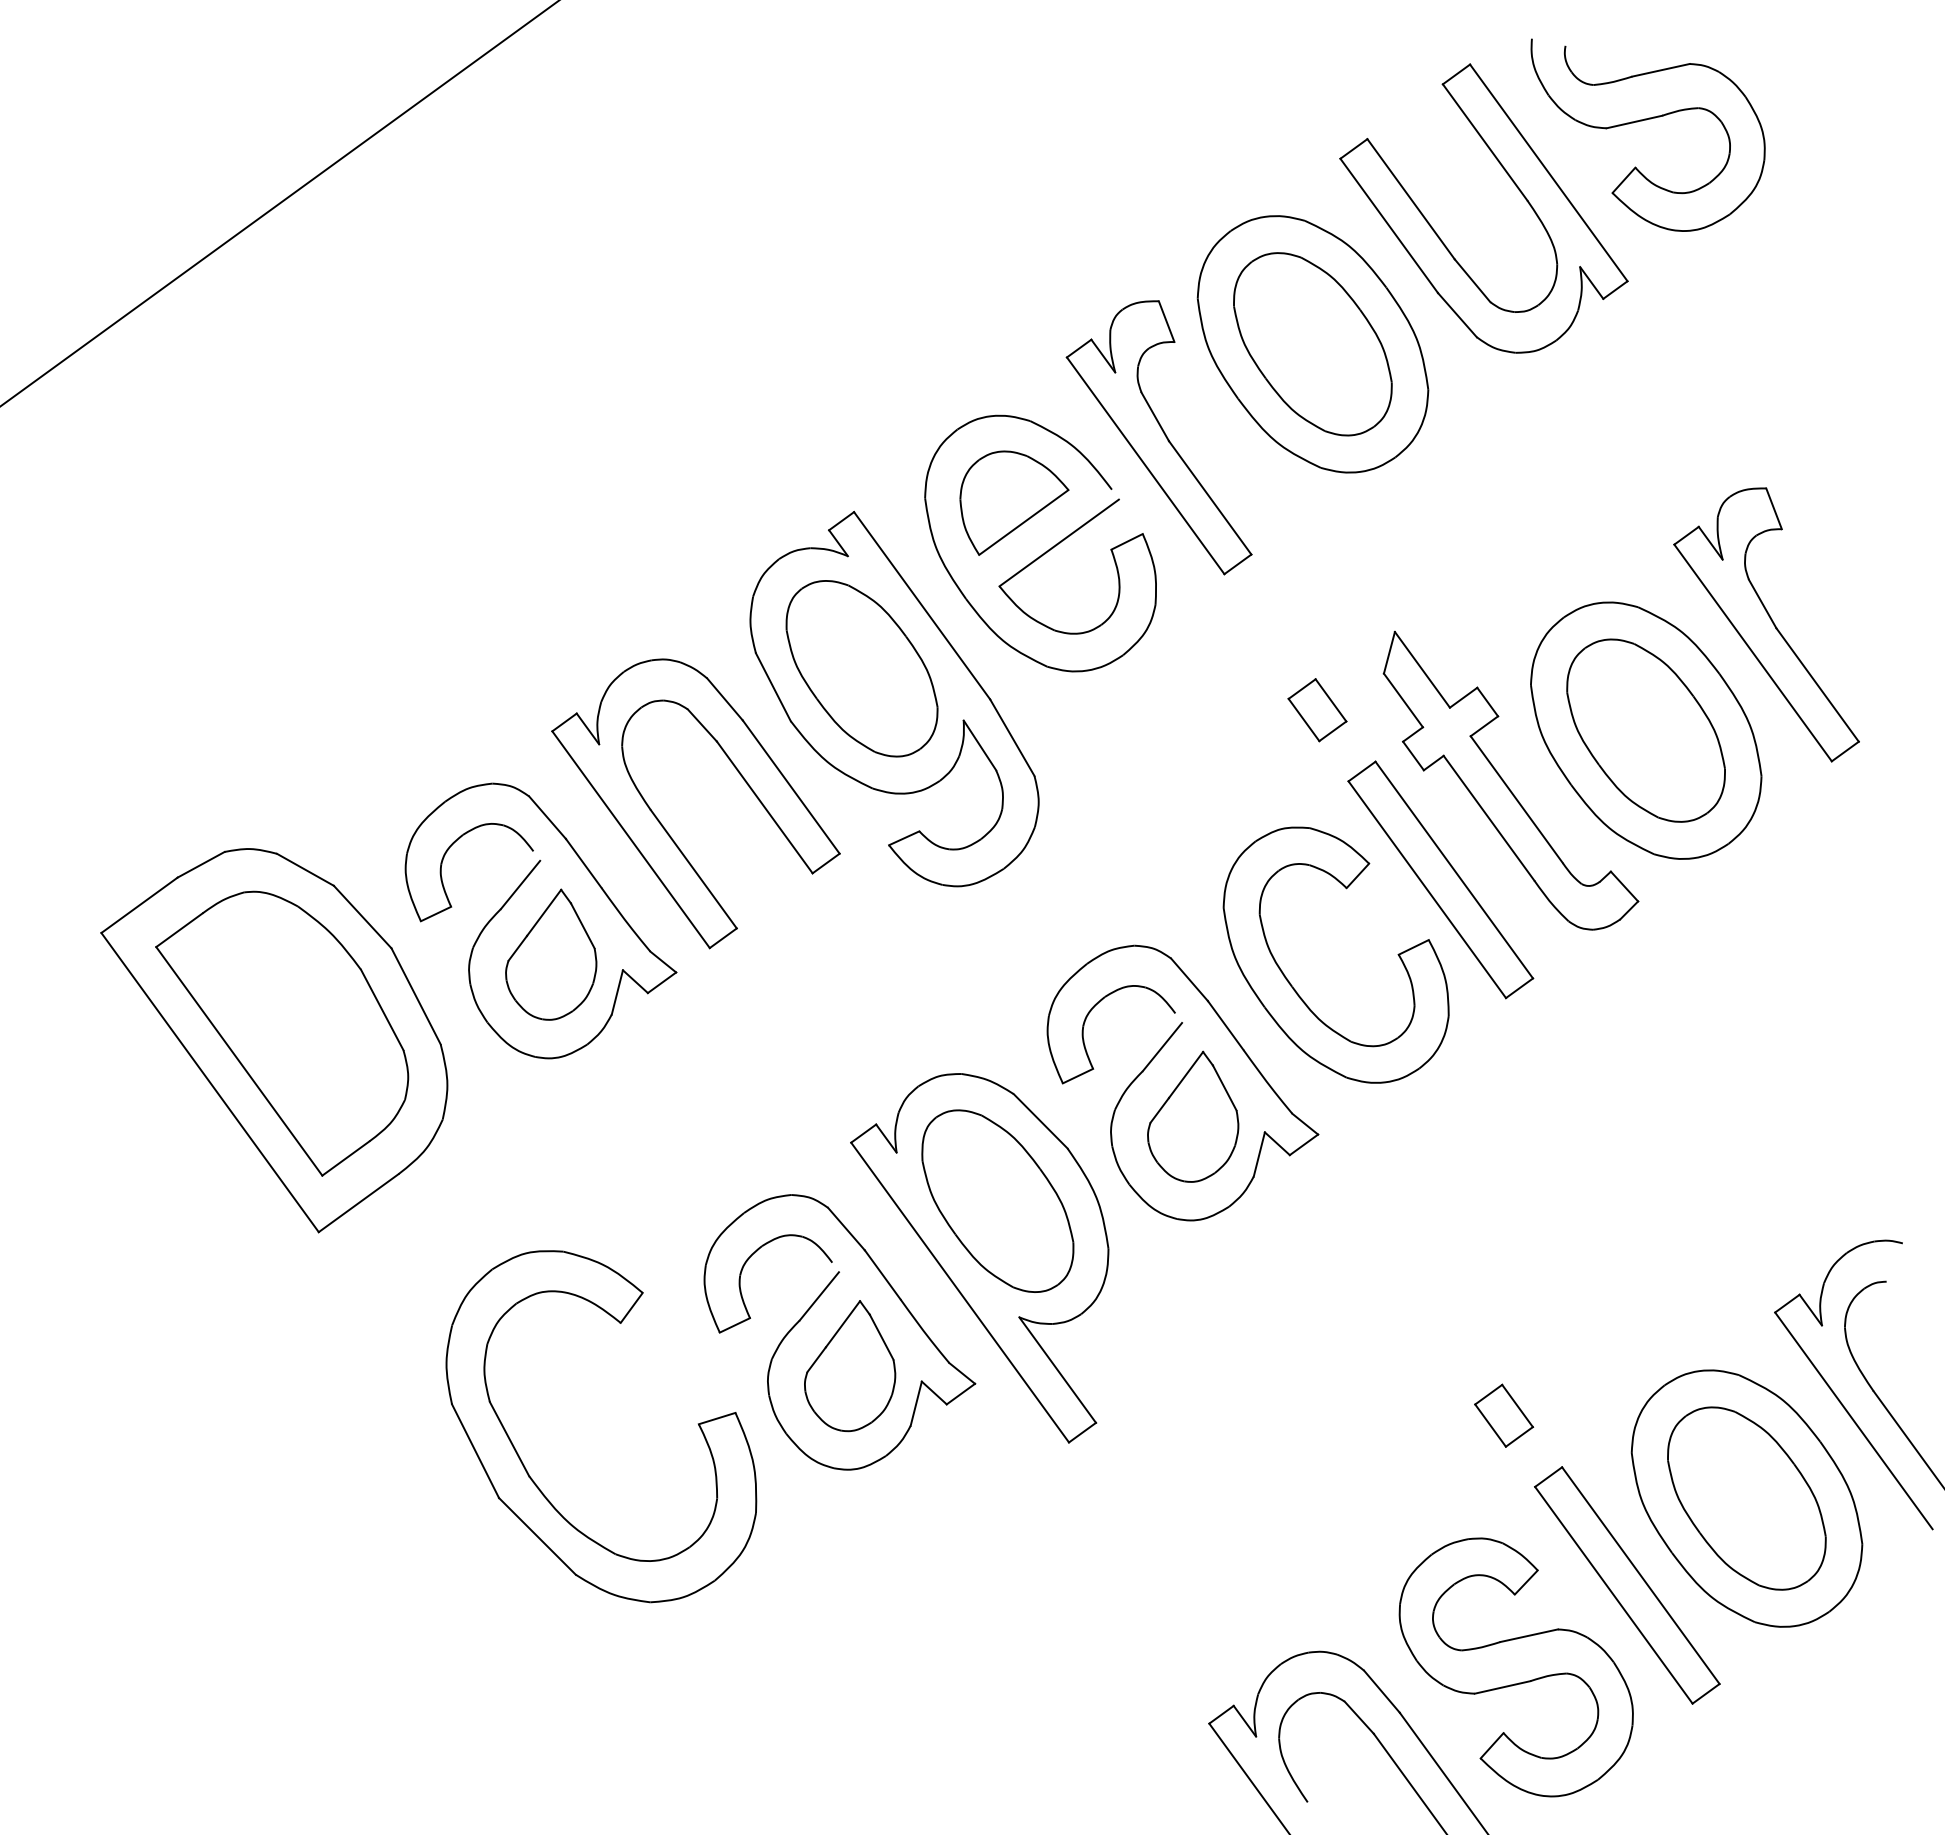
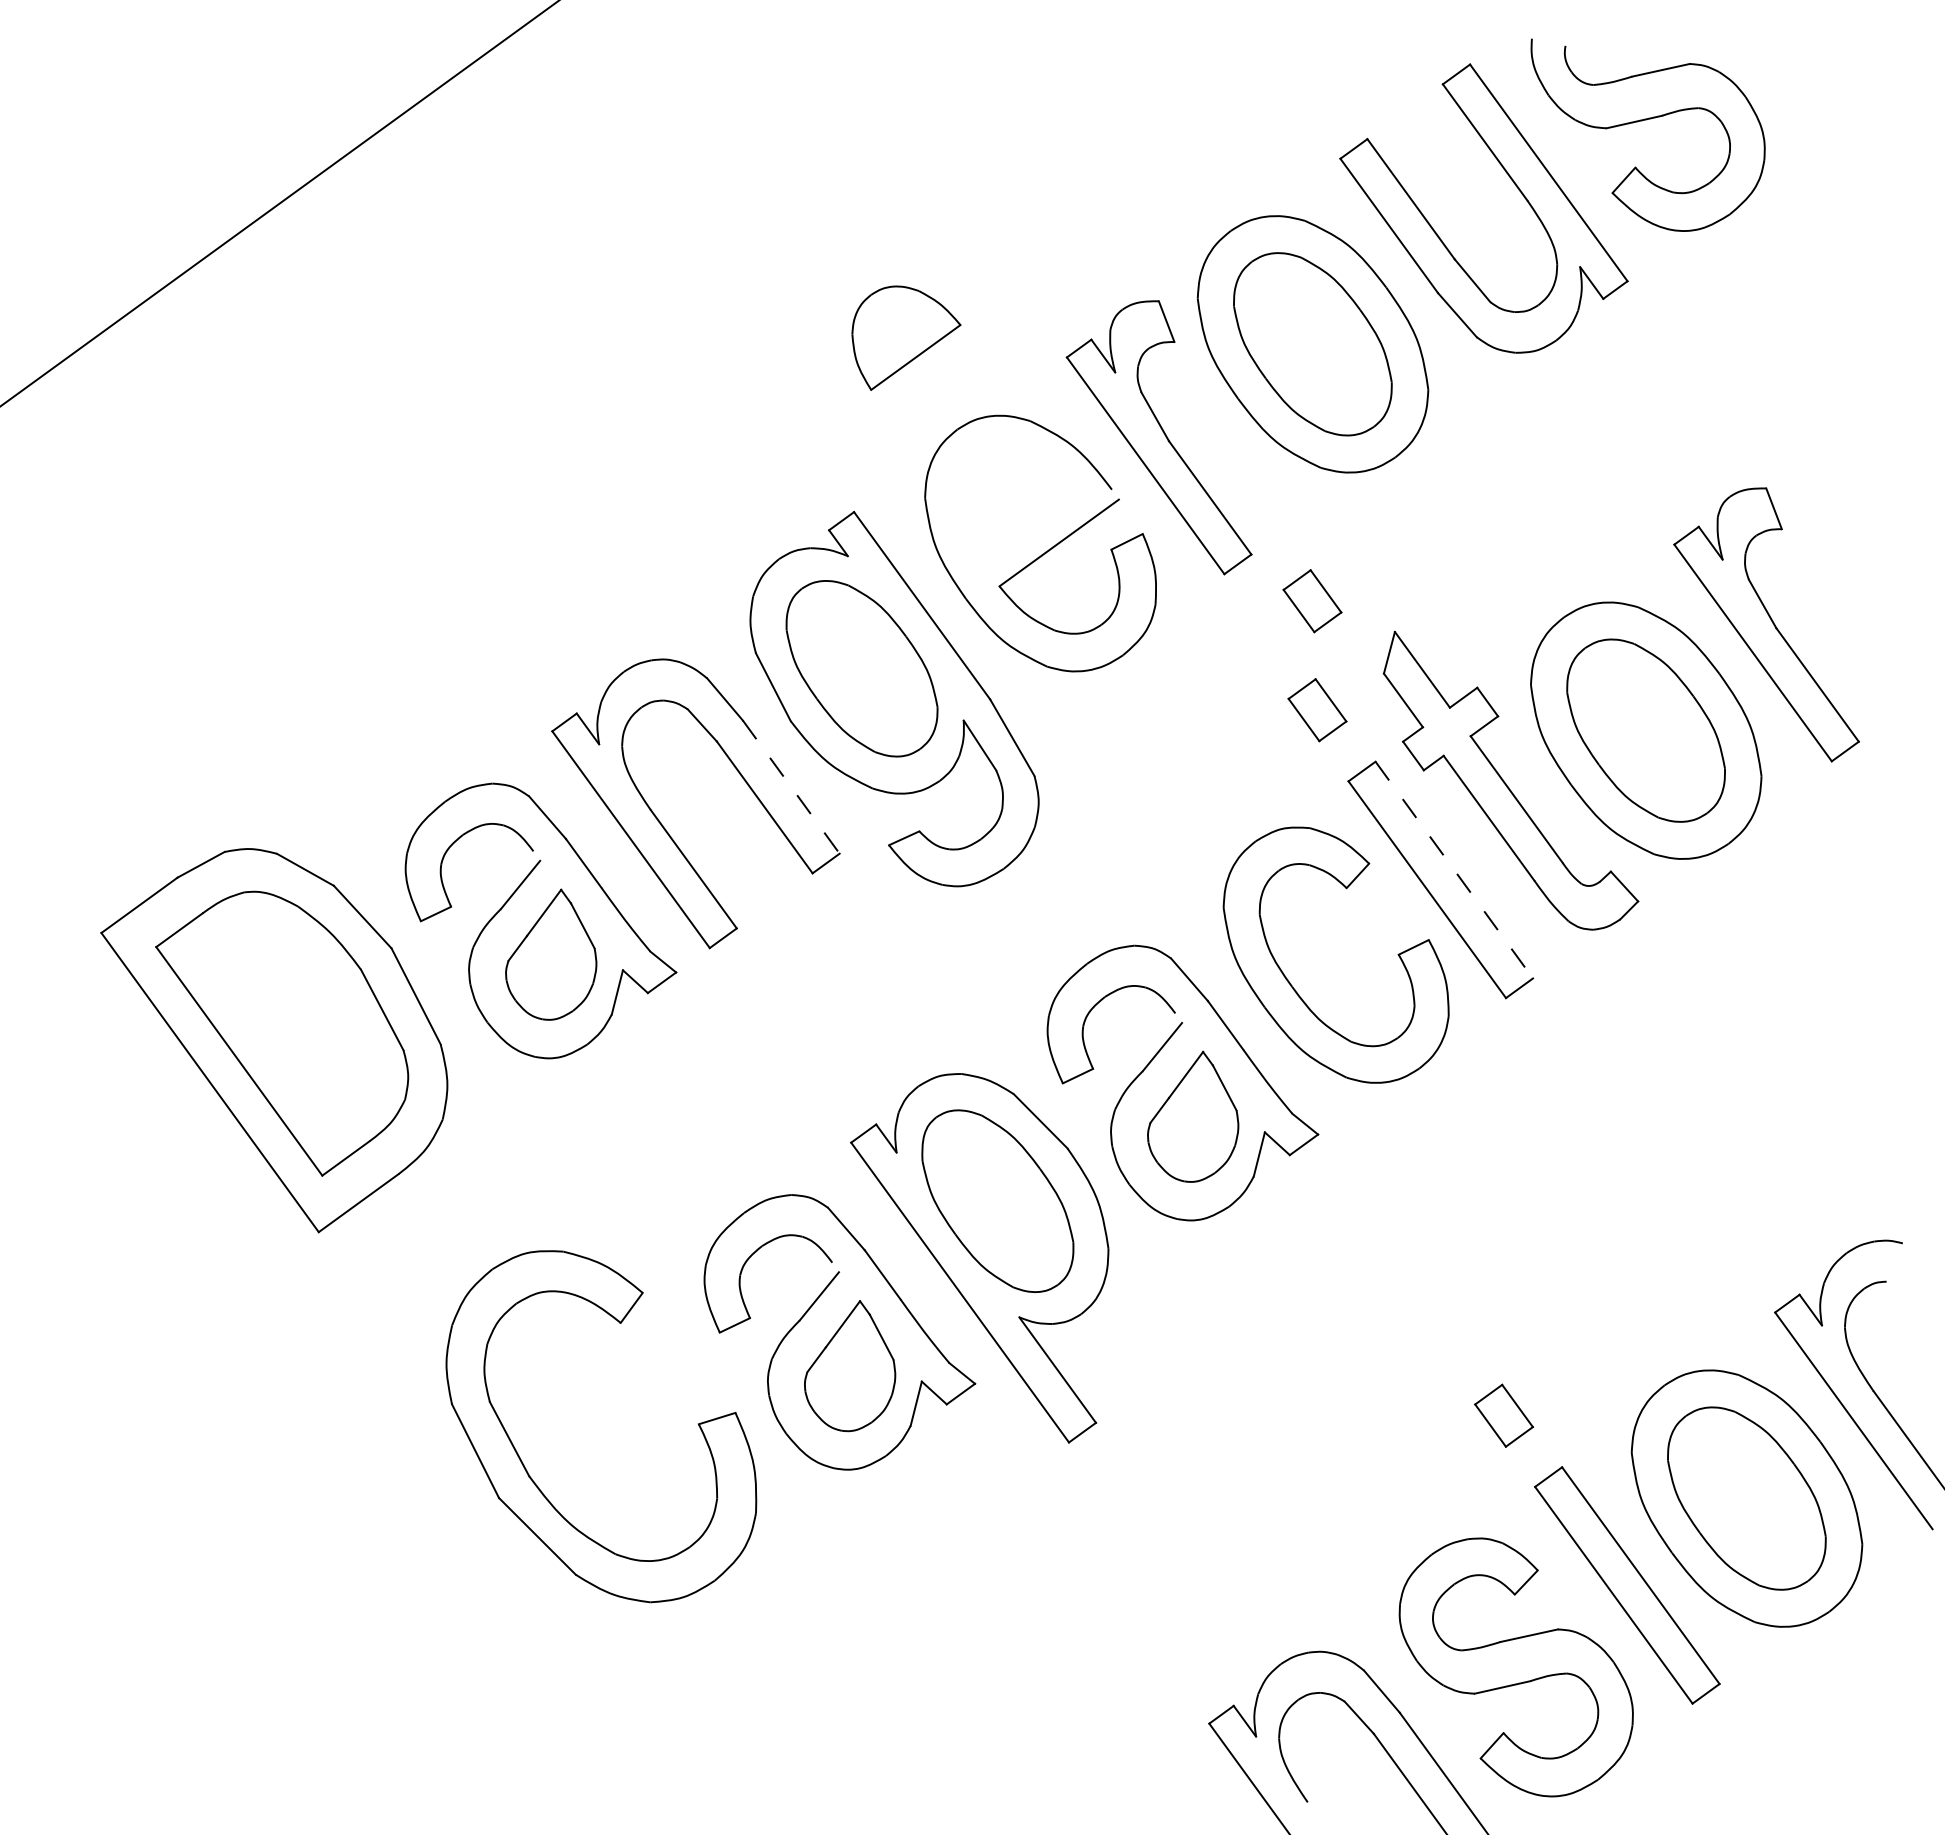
part position: (1014, 502) -> (906, 337) (906, 337)
part: none -> present (1312, 601)
line: solid -> dashed (791, 787)
line: solid -> dashed (1454, 870)
